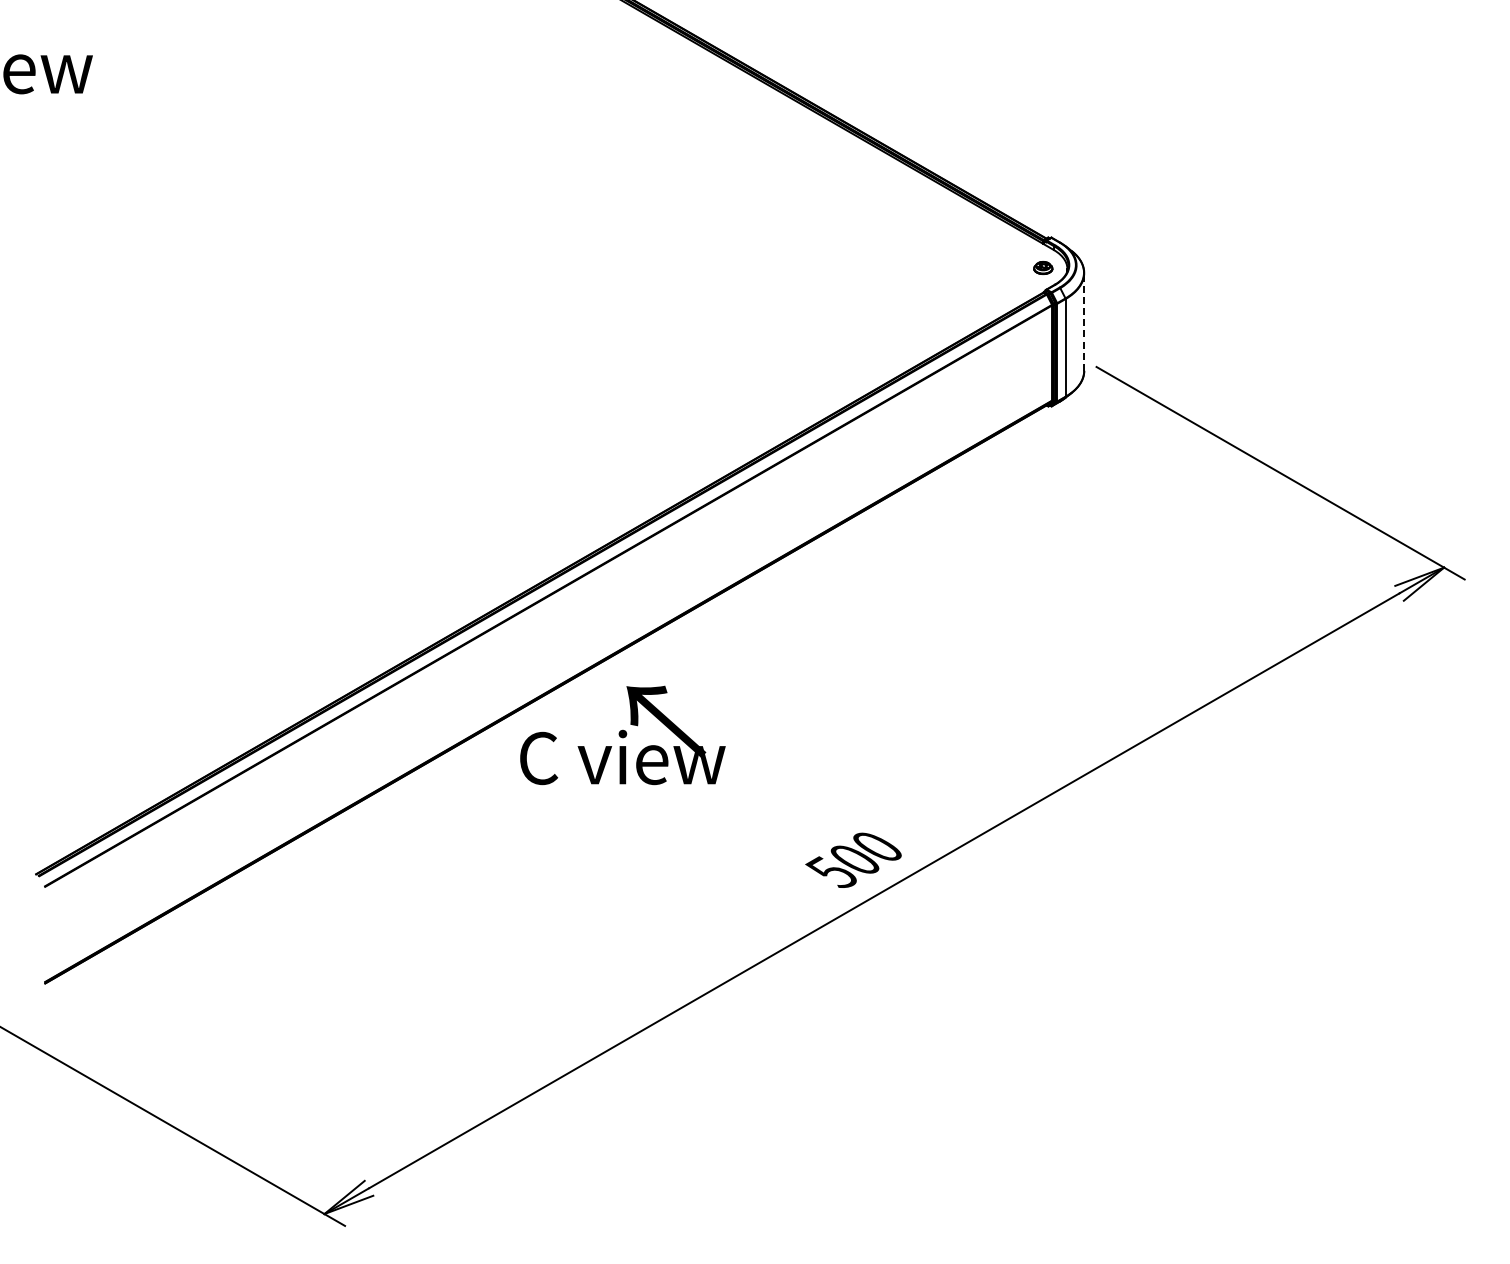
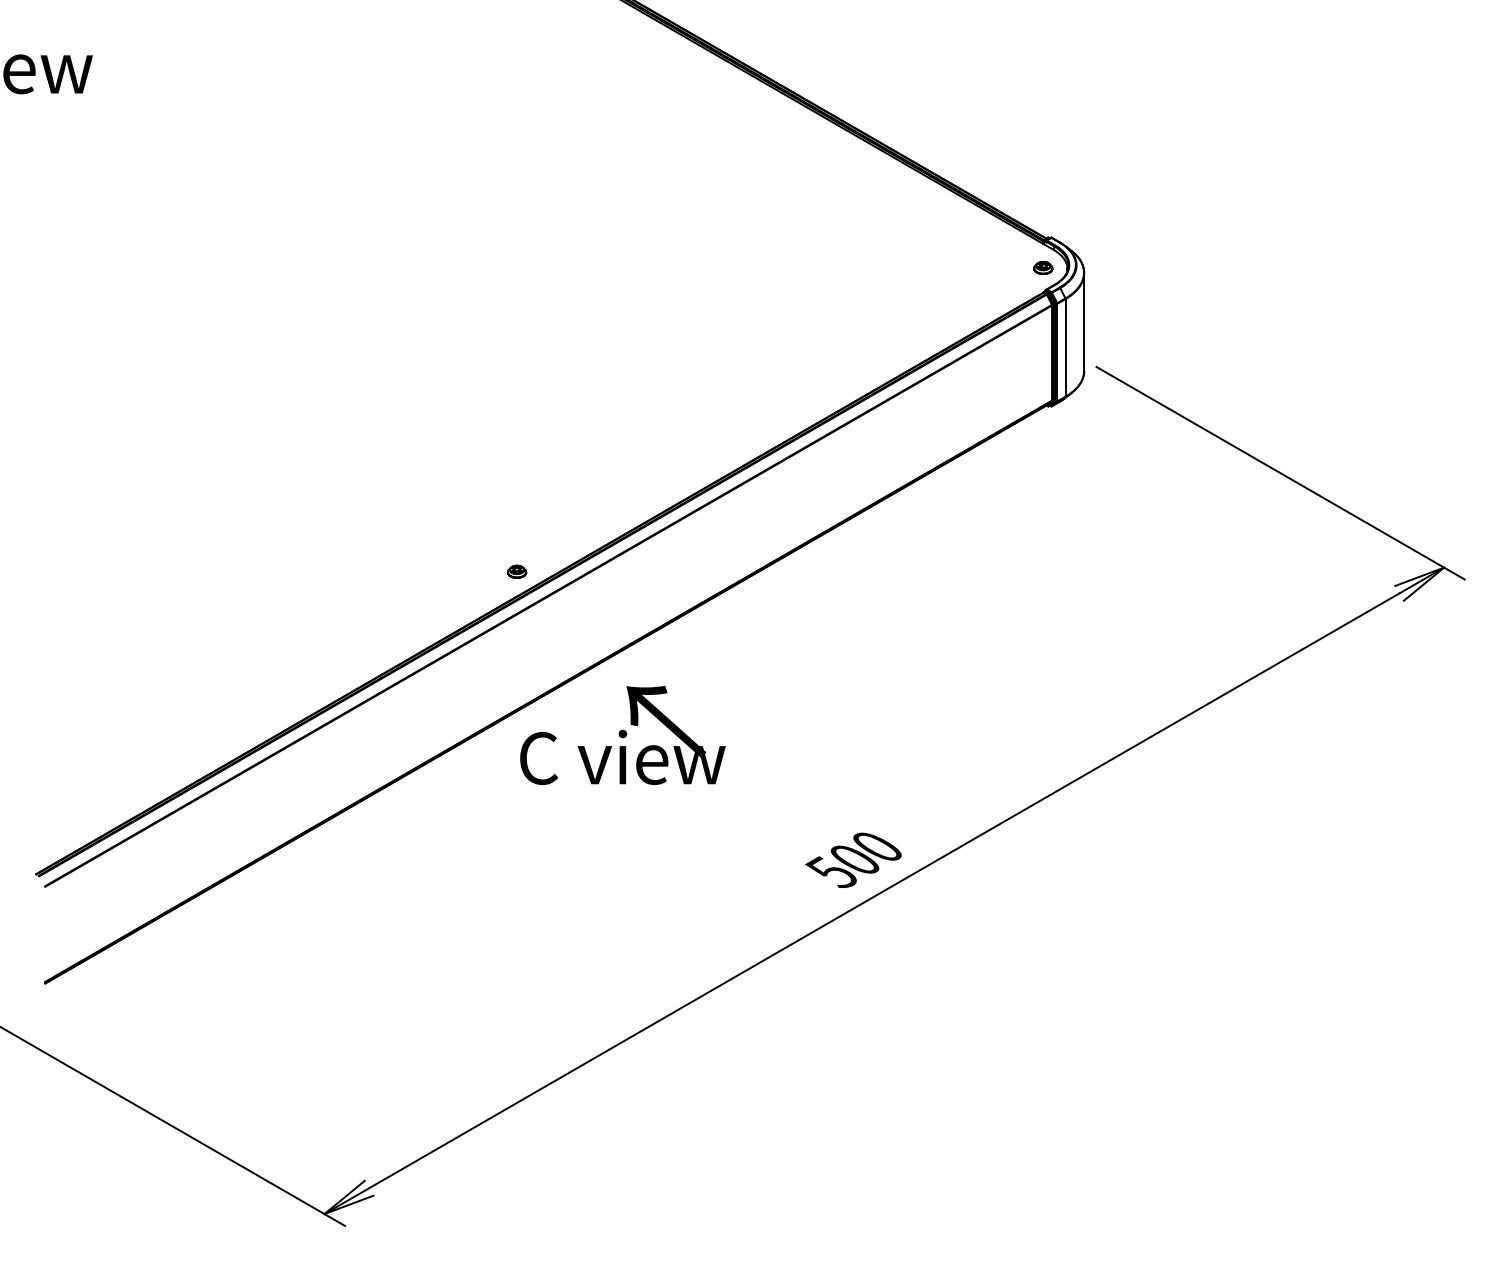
line: dashed -> solid (1084, 322)
part: none -> present (517, 571)
